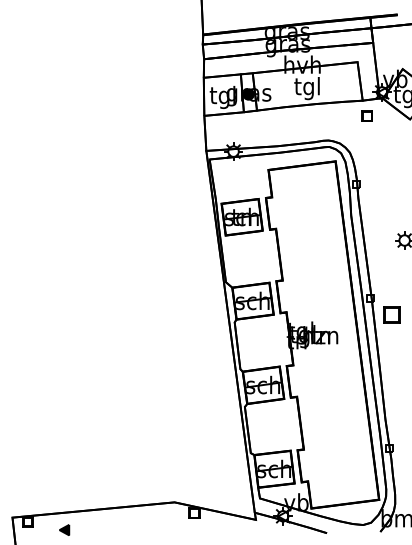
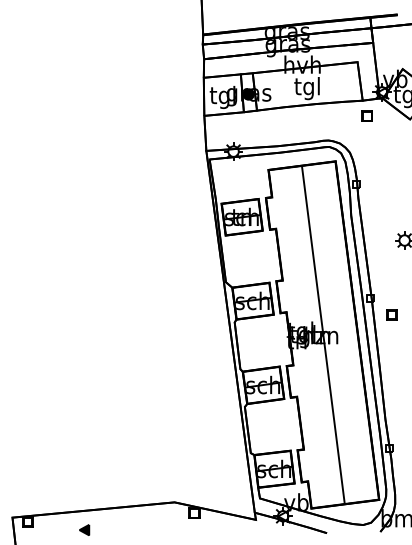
part size: 18x18 px -> 12x12 px (391, 314)
line: none -> present (323, 334)
part position: (64, 529) -> (84, 529) (84, 529)
